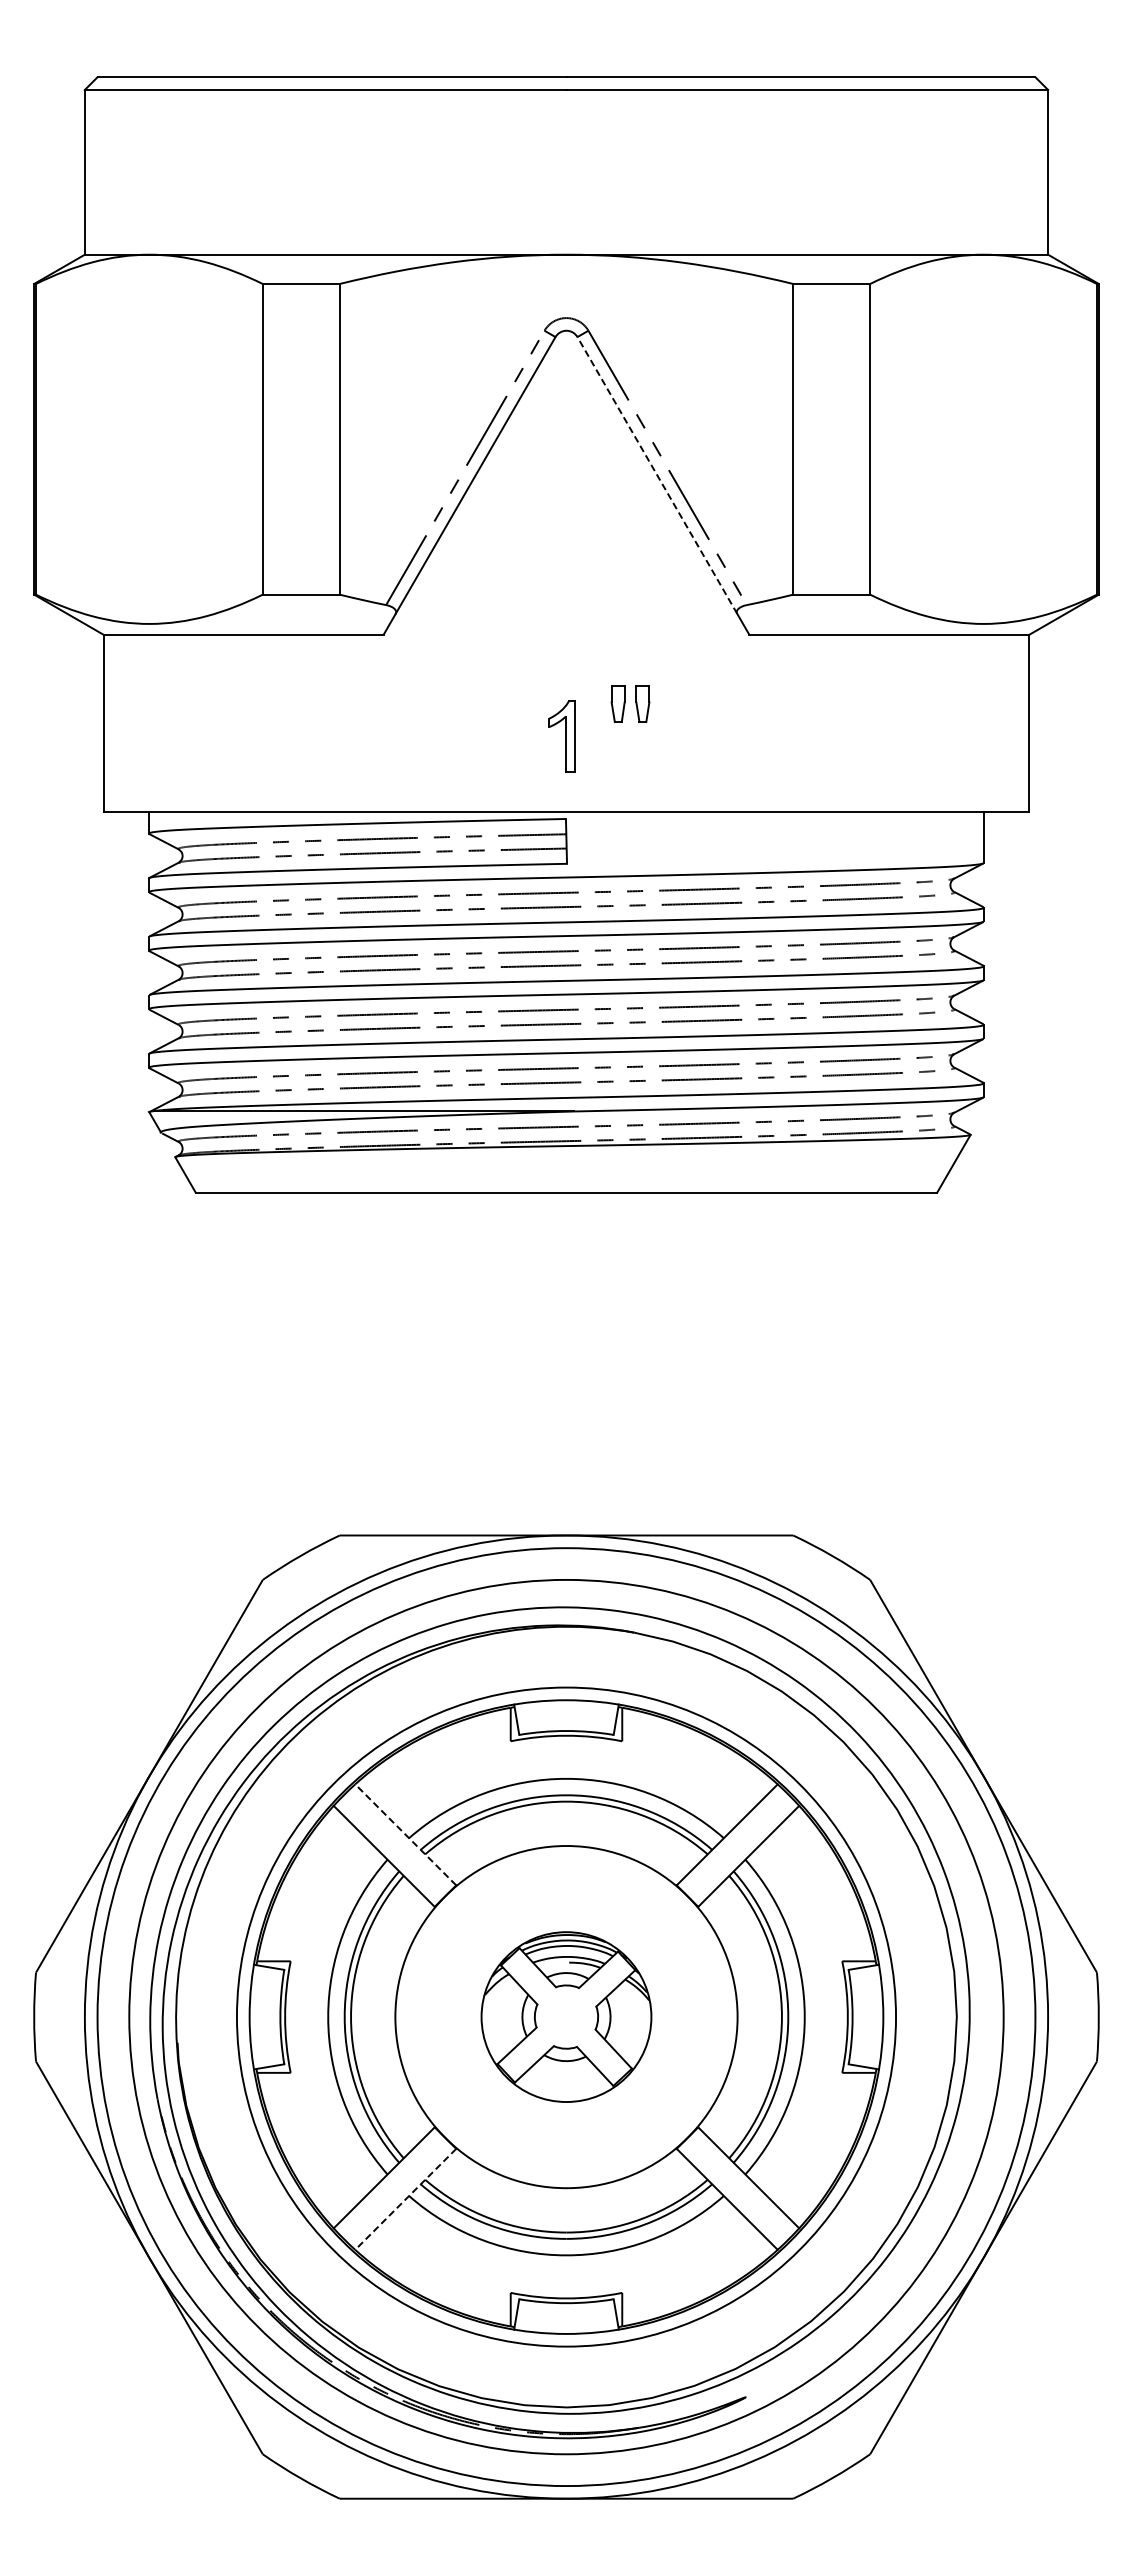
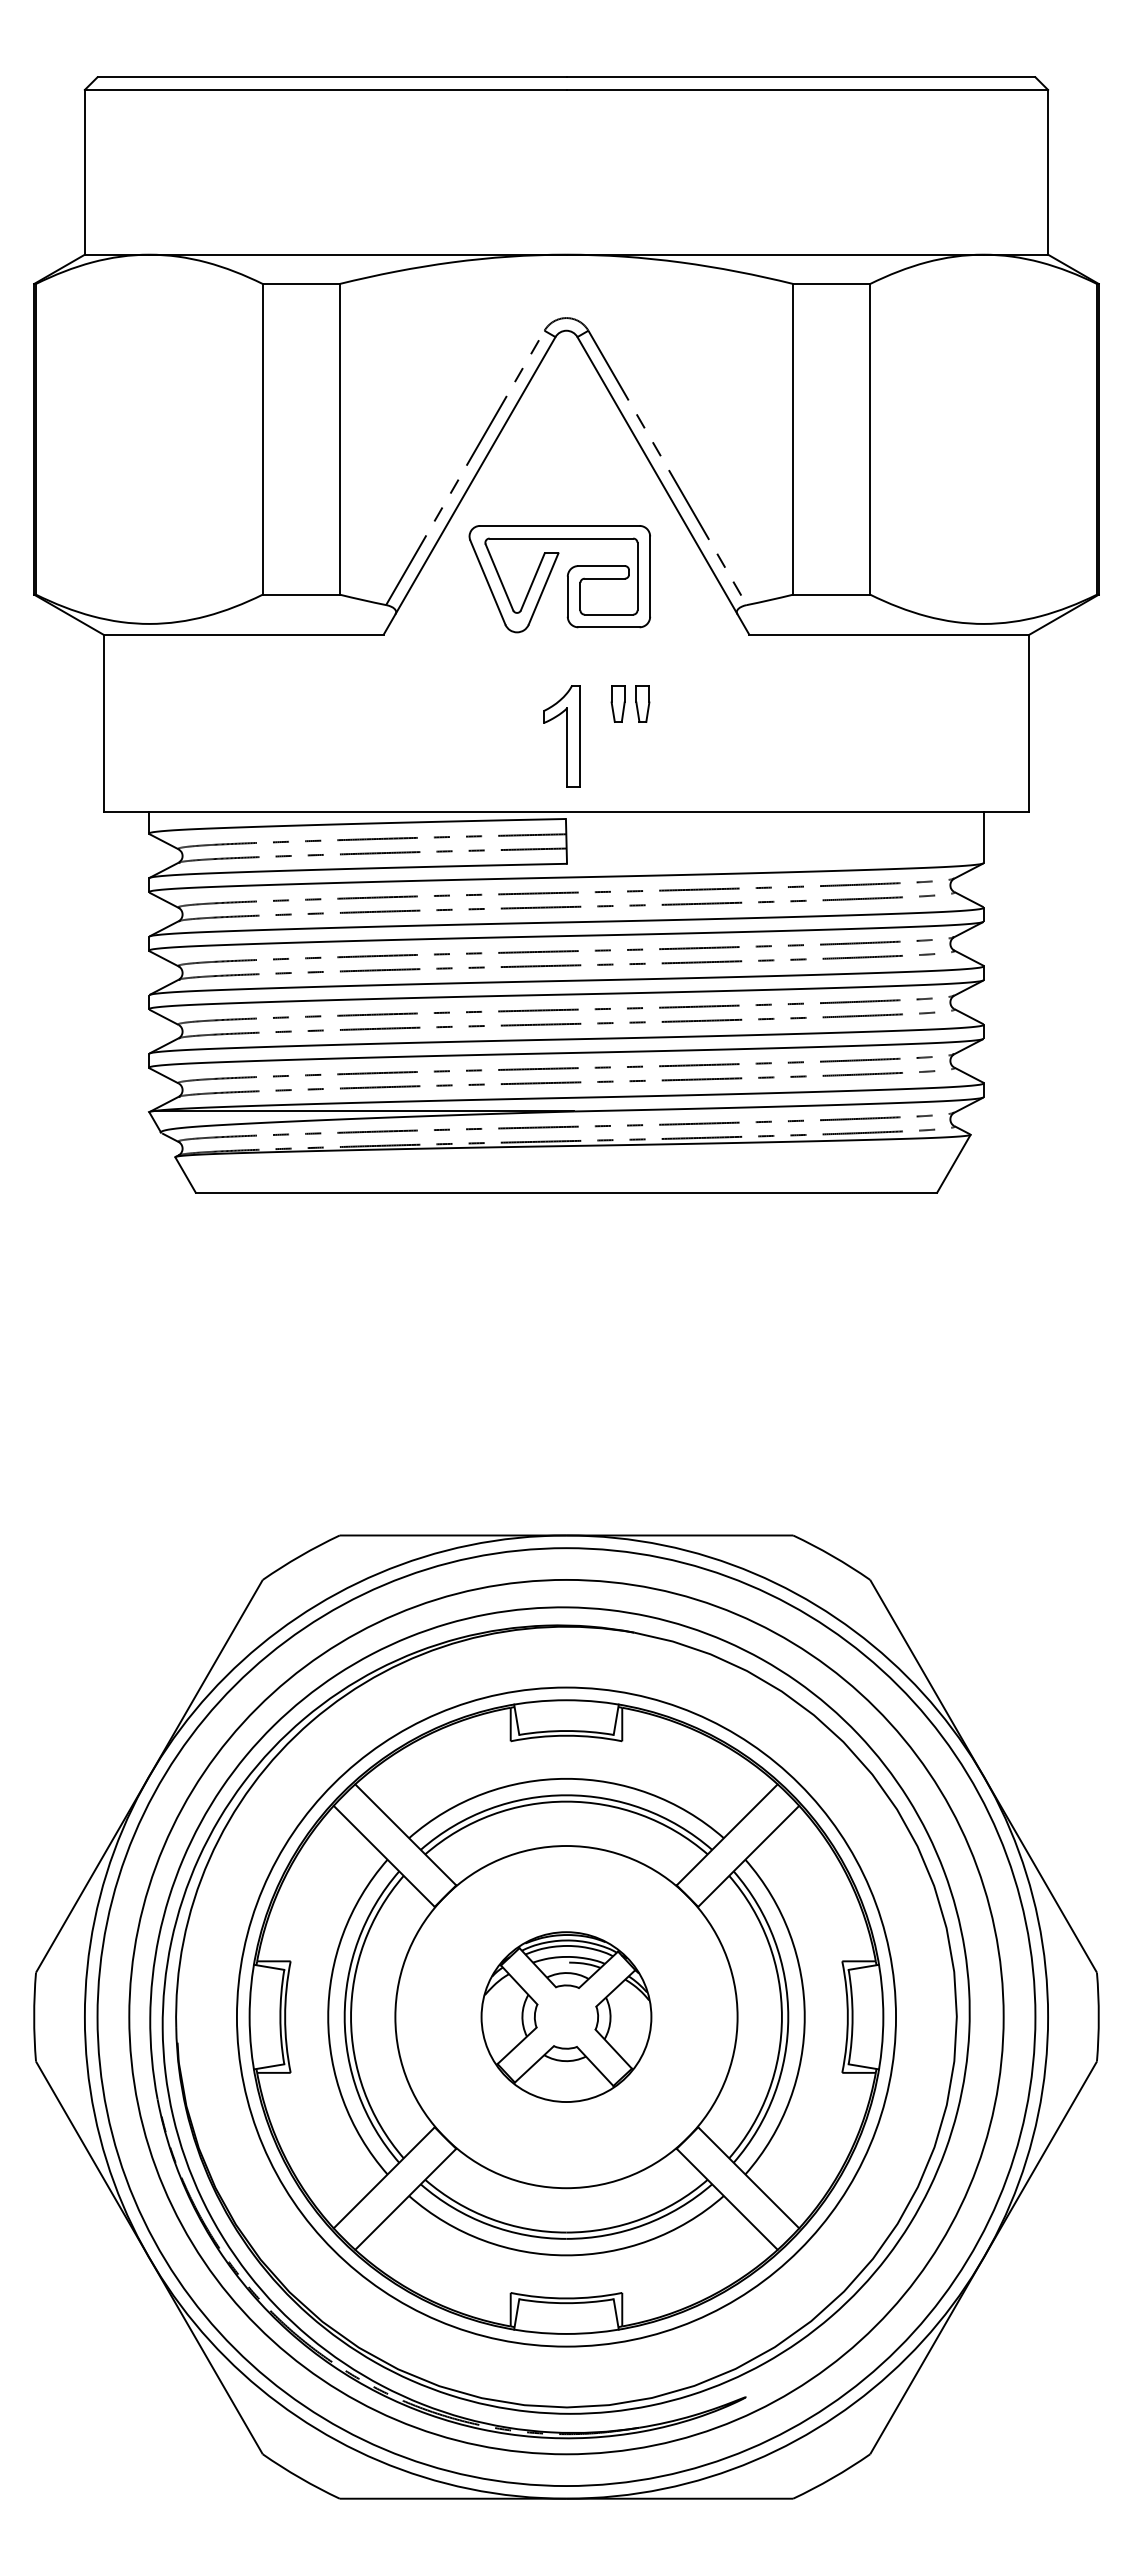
line: dashed -> solid (657, 475)
part: none -> present (567, 579)
part size: 28x73 px -> 38x103 px (561, 736)
line: dashed -> solid (405, 1834)
line: dashed -> solid (405, 2199)
